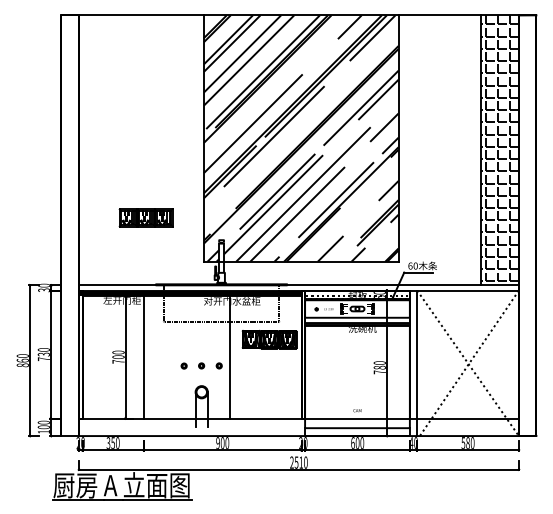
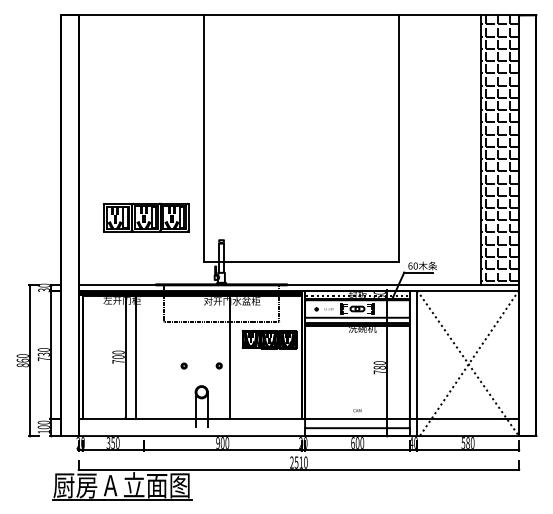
hatch: present -> none (300, 138)
part size: 56x20 px -> 87x31 px (146, 217)
line position: (143, 356) -> (135, 356) (135, 356)
part: present -> none (201, 365)
